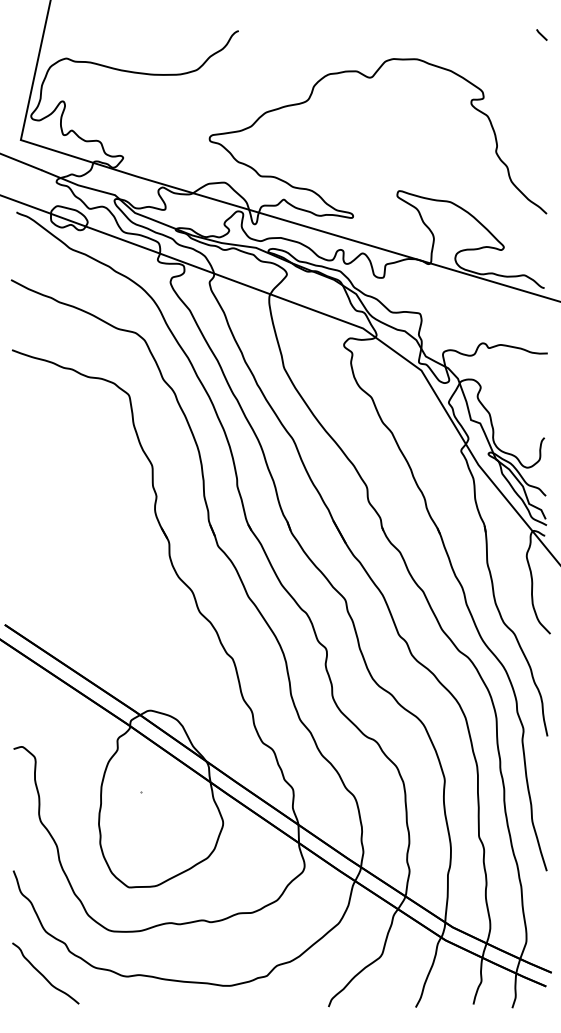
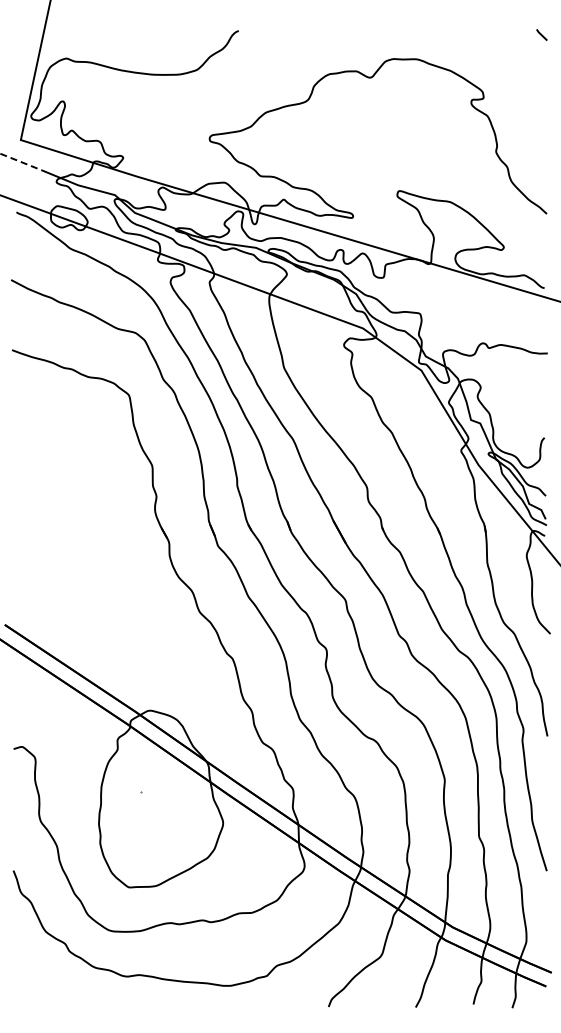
line: solid -> dashed (20, 161)
curve: present -> none (43, 974)
